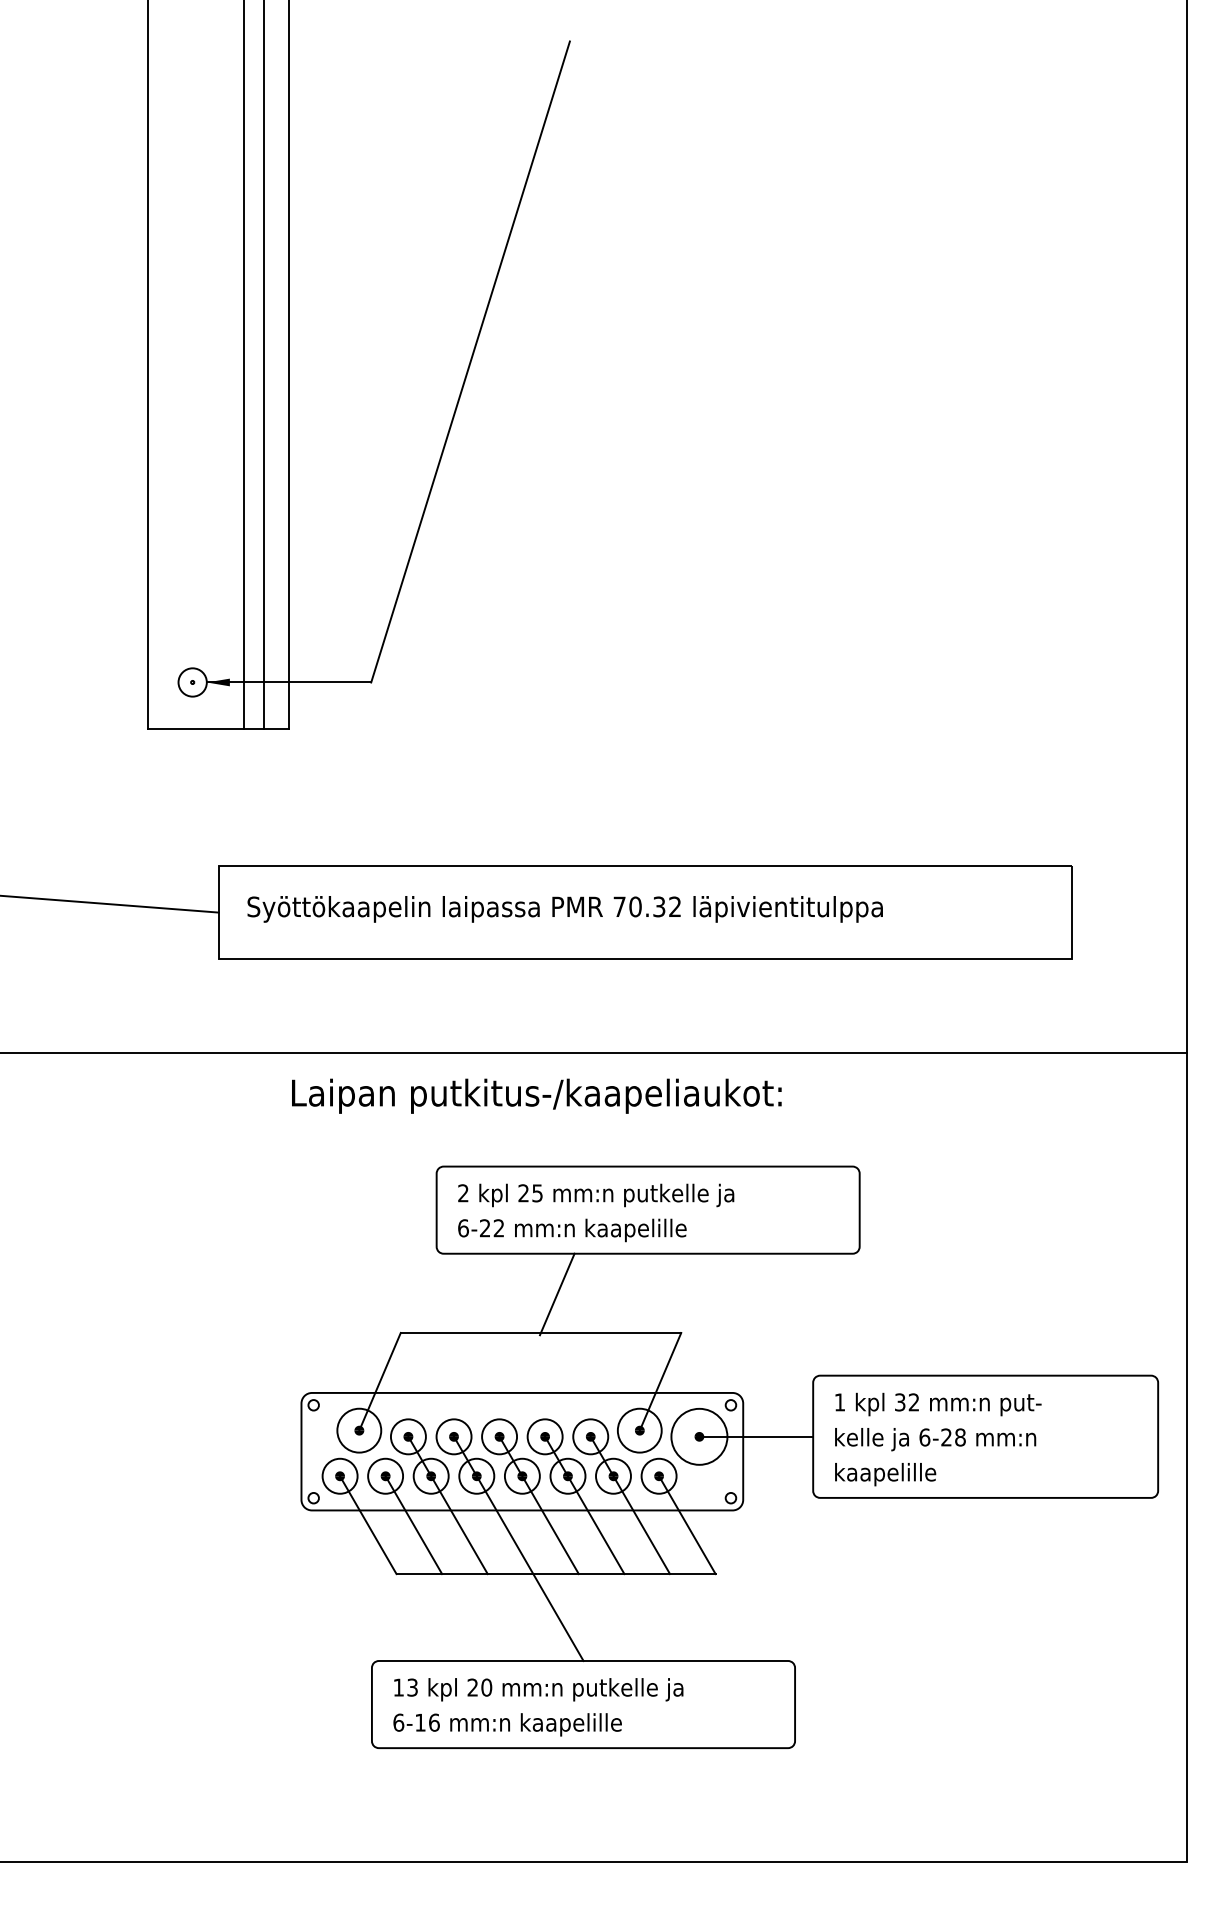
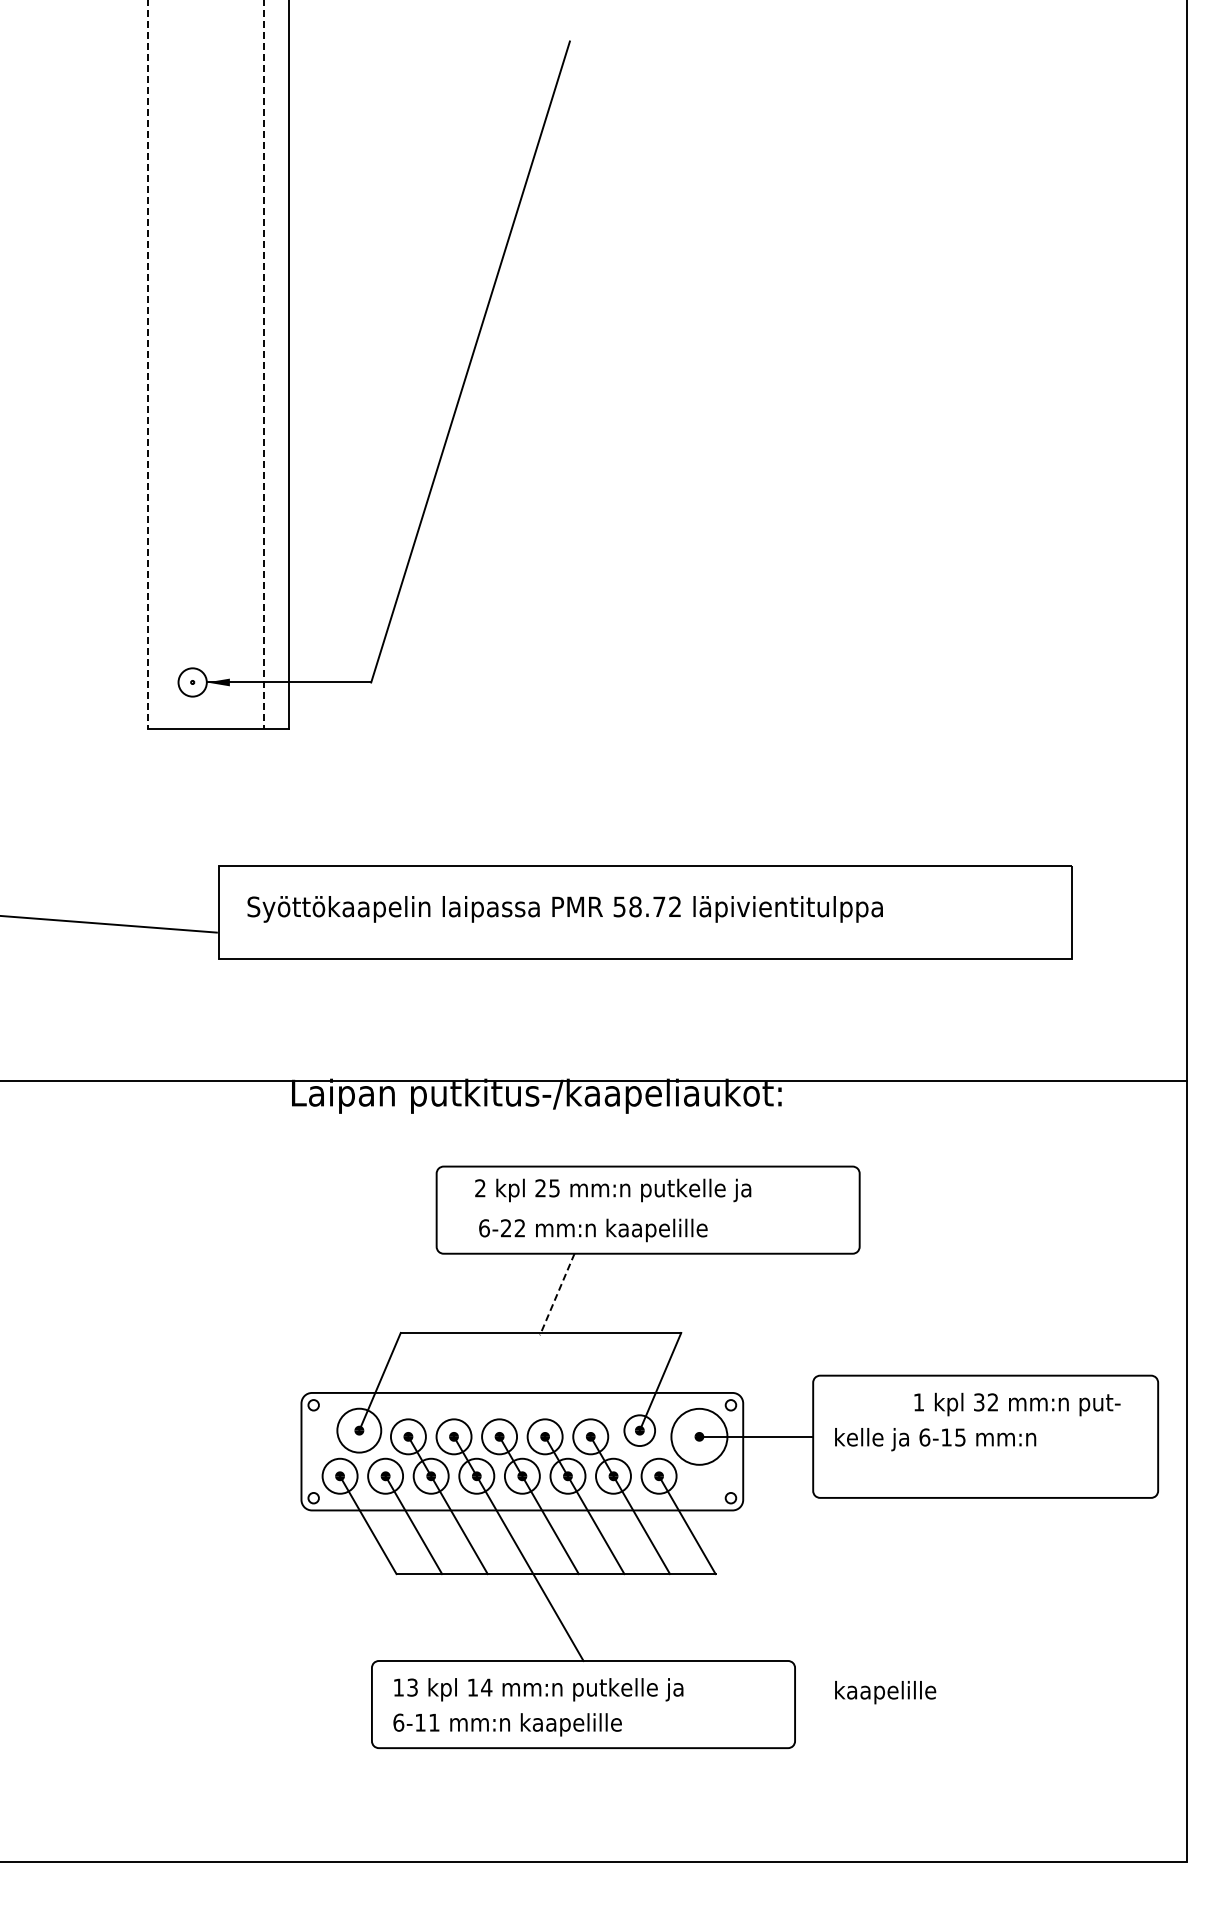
line: solid -> dashed (147, 364)
line: solid -> dashed (264, 364)
line: present -> none (243, 365)
line position: (110, 903) -> (109, 924) (109, 924)
text: 70.32 -> 58.72 (639, 906)
line position: (594, 1052) -> (594, 1080) (594, 1080)
text position: (596, 1195) -> (613, 1190) (613, 1190)
text position: (572, 1230) -> (593, 1230) (593, 1230)
line: solid -> dashed (557, 1294)
text position: (938, 1404) -> (1017, 1404) (1017, 1404)
circle diameter: 44 px -> 31 px (639, 1430)
text: 6-28 -> 6-15 (953, 1437)
text position: (885, 1474) -> (885, 1692) (885, 1692)
text: 20 -> 14 (479, 1687)
text: 6-16 -> 6-11 (434, 1722)
